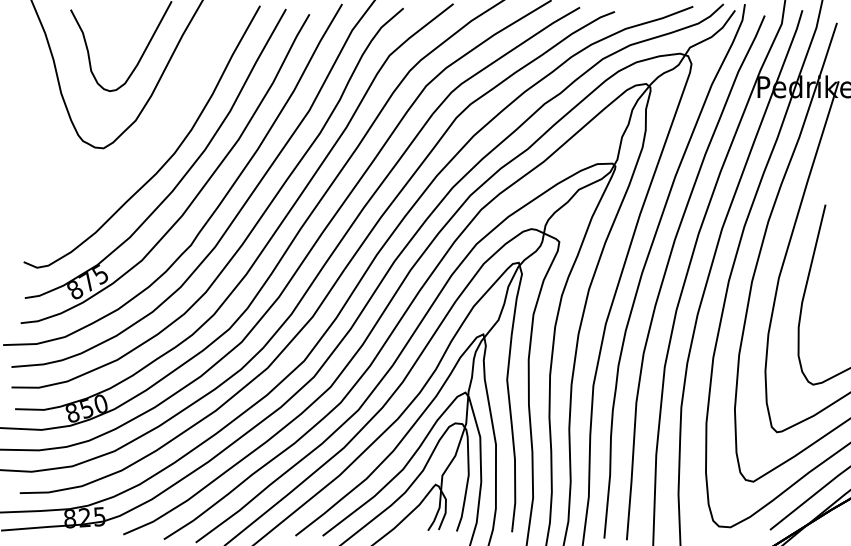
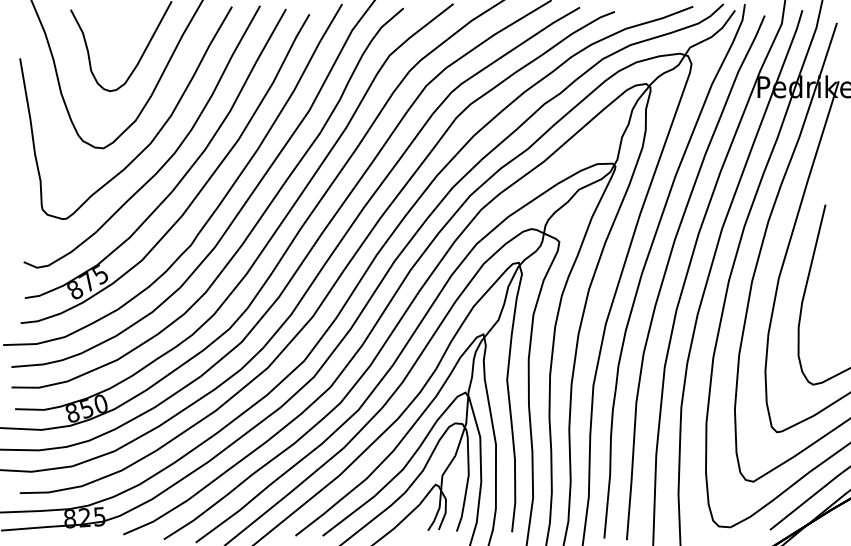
part: none -> present (156, 133)
